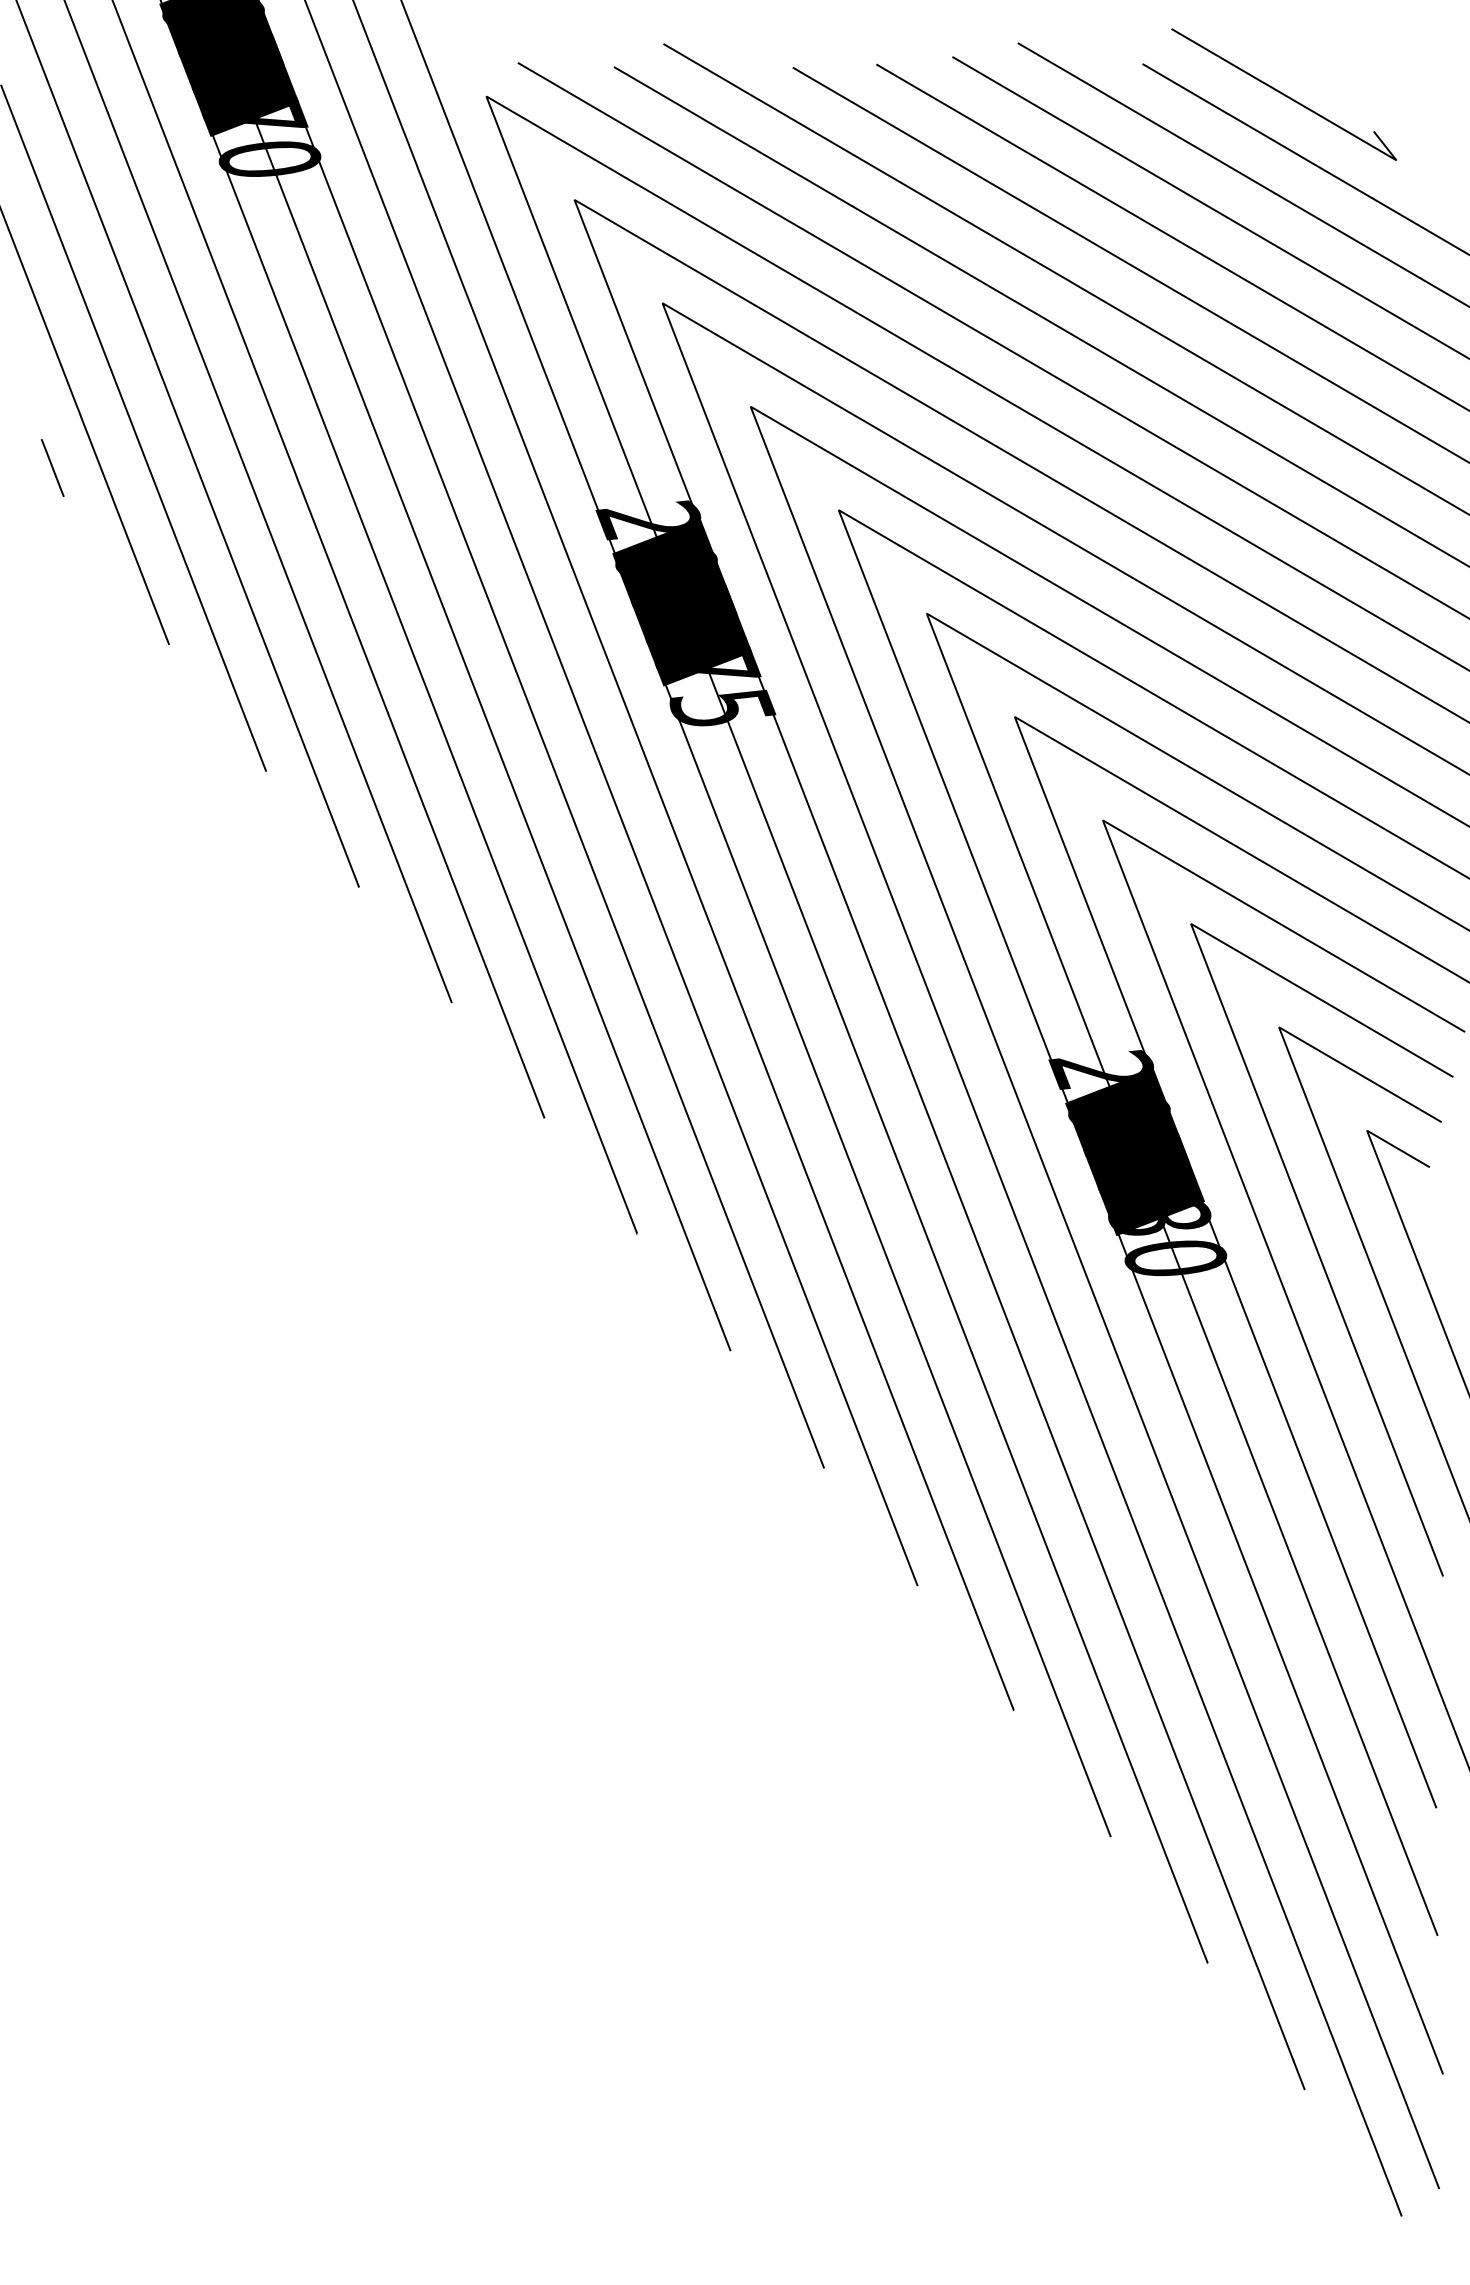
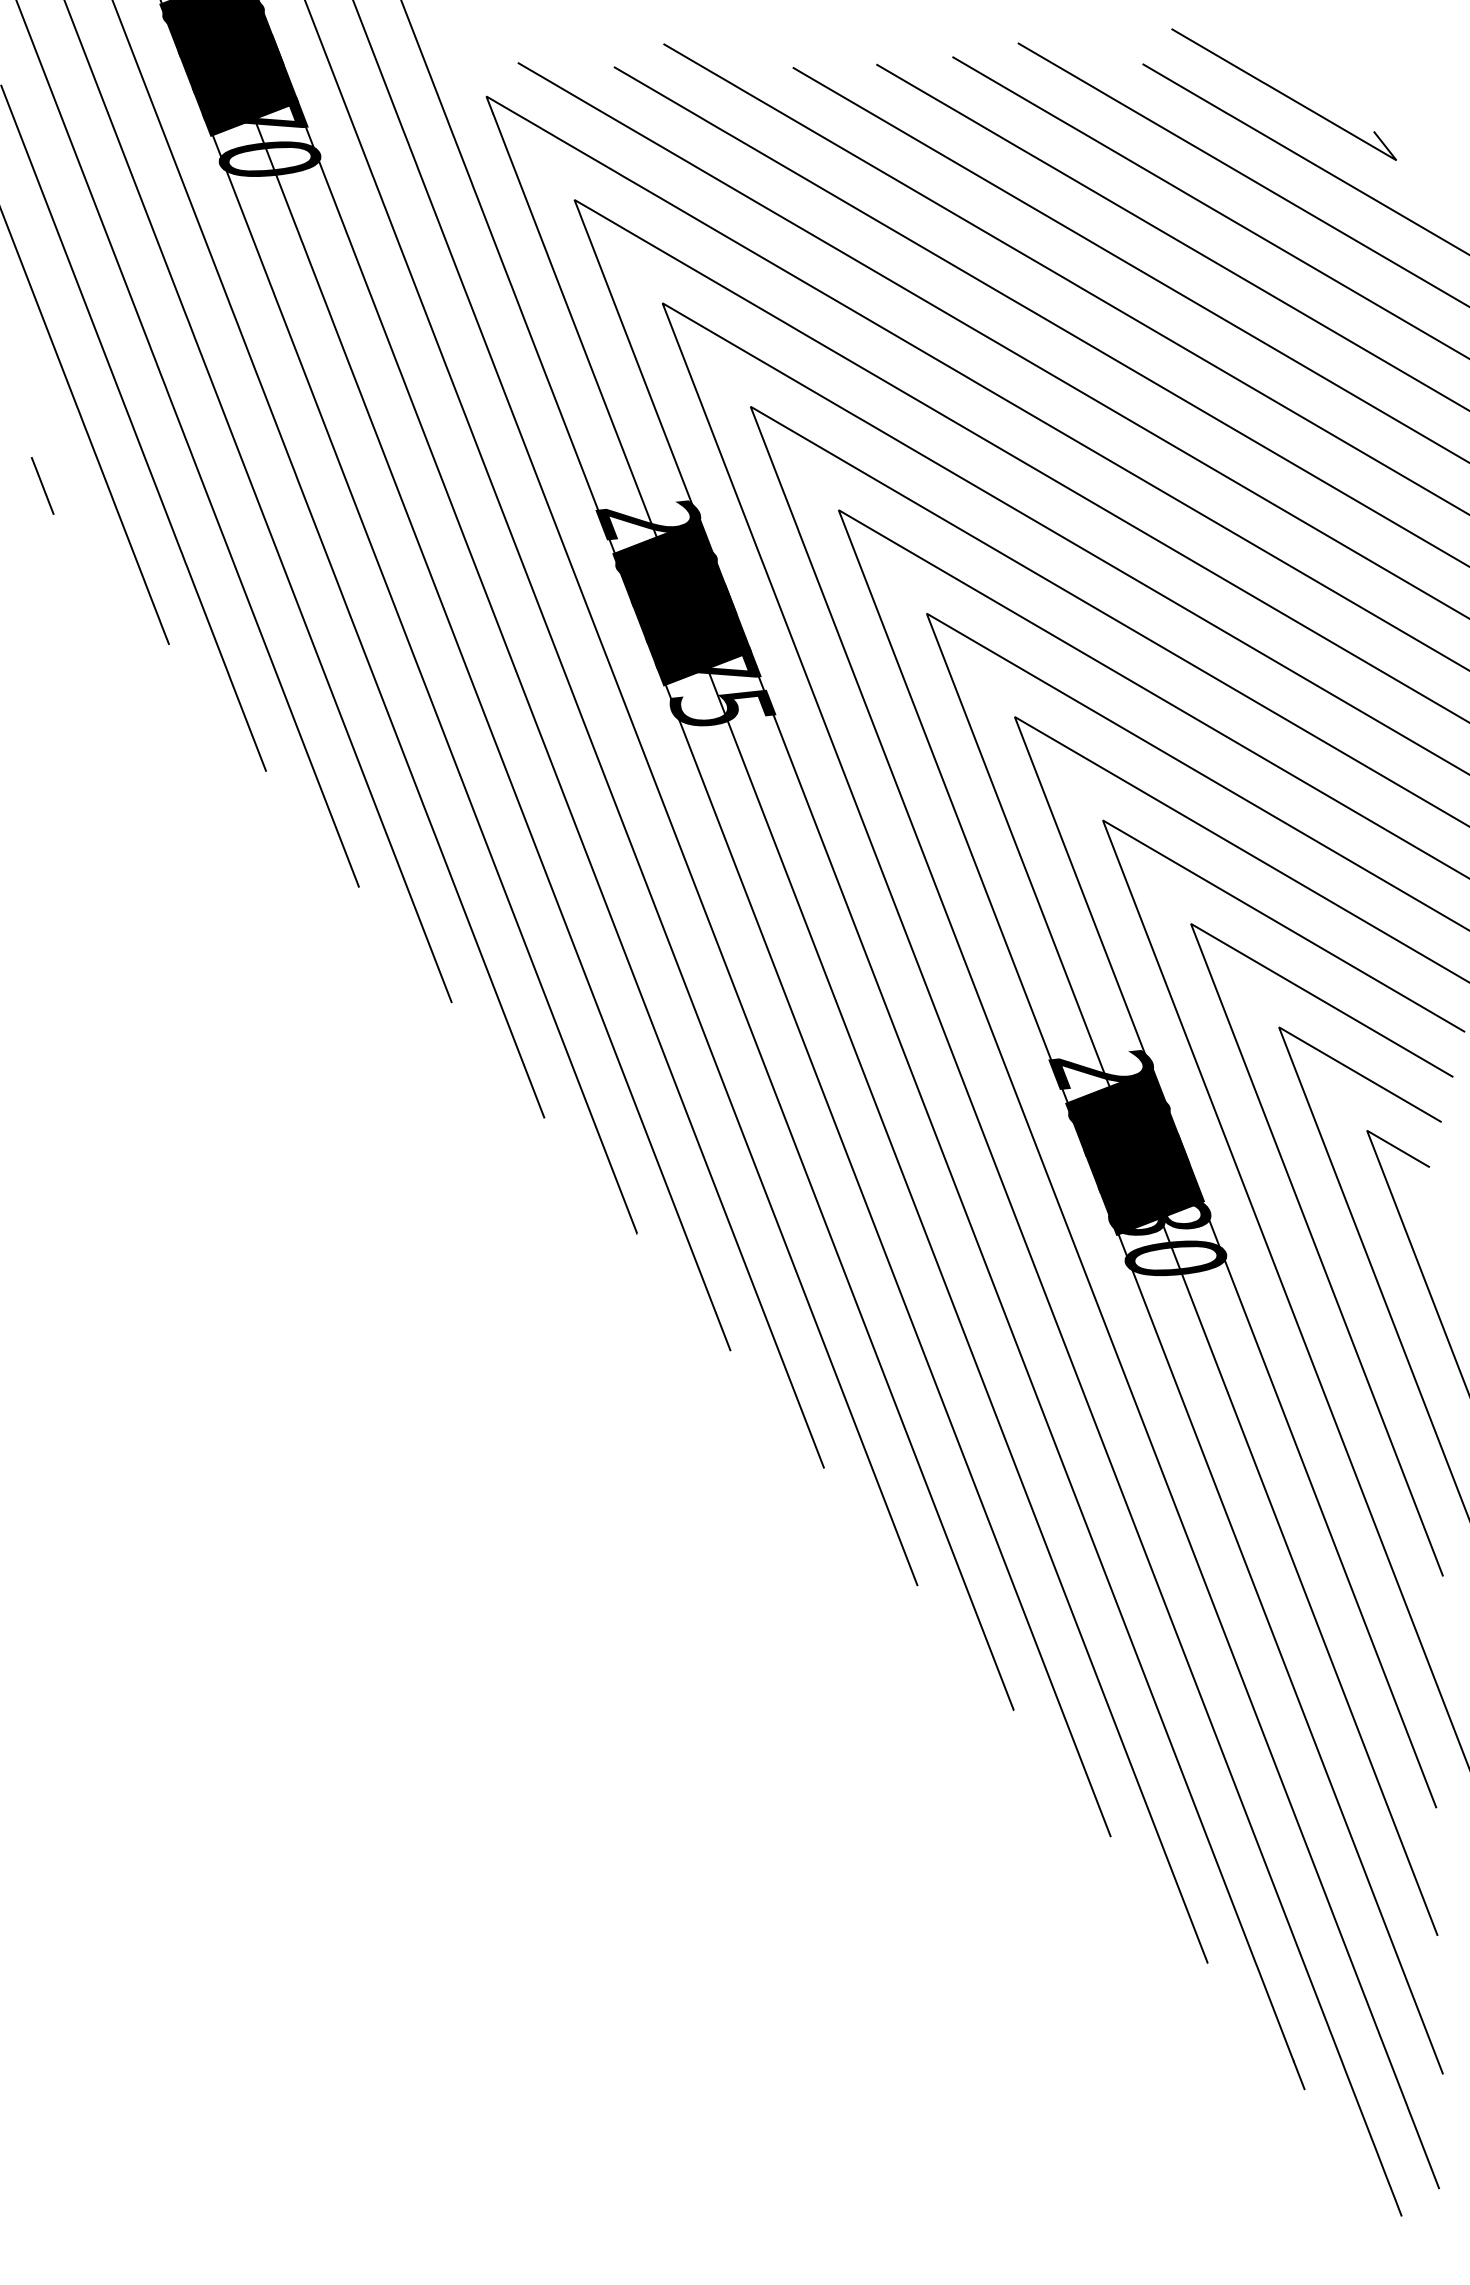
line position: (52, 467) -> (42, 485) (42, 485)
